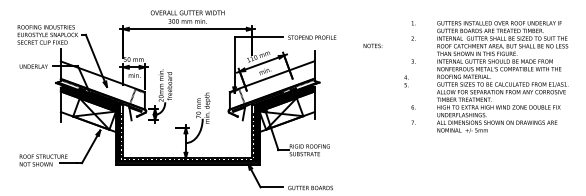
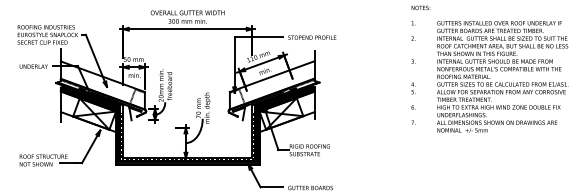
text position: (372, 45) -> (420, 7) (420, 7)
text position: (406, 81) -> (413, 88) (413, 88)
